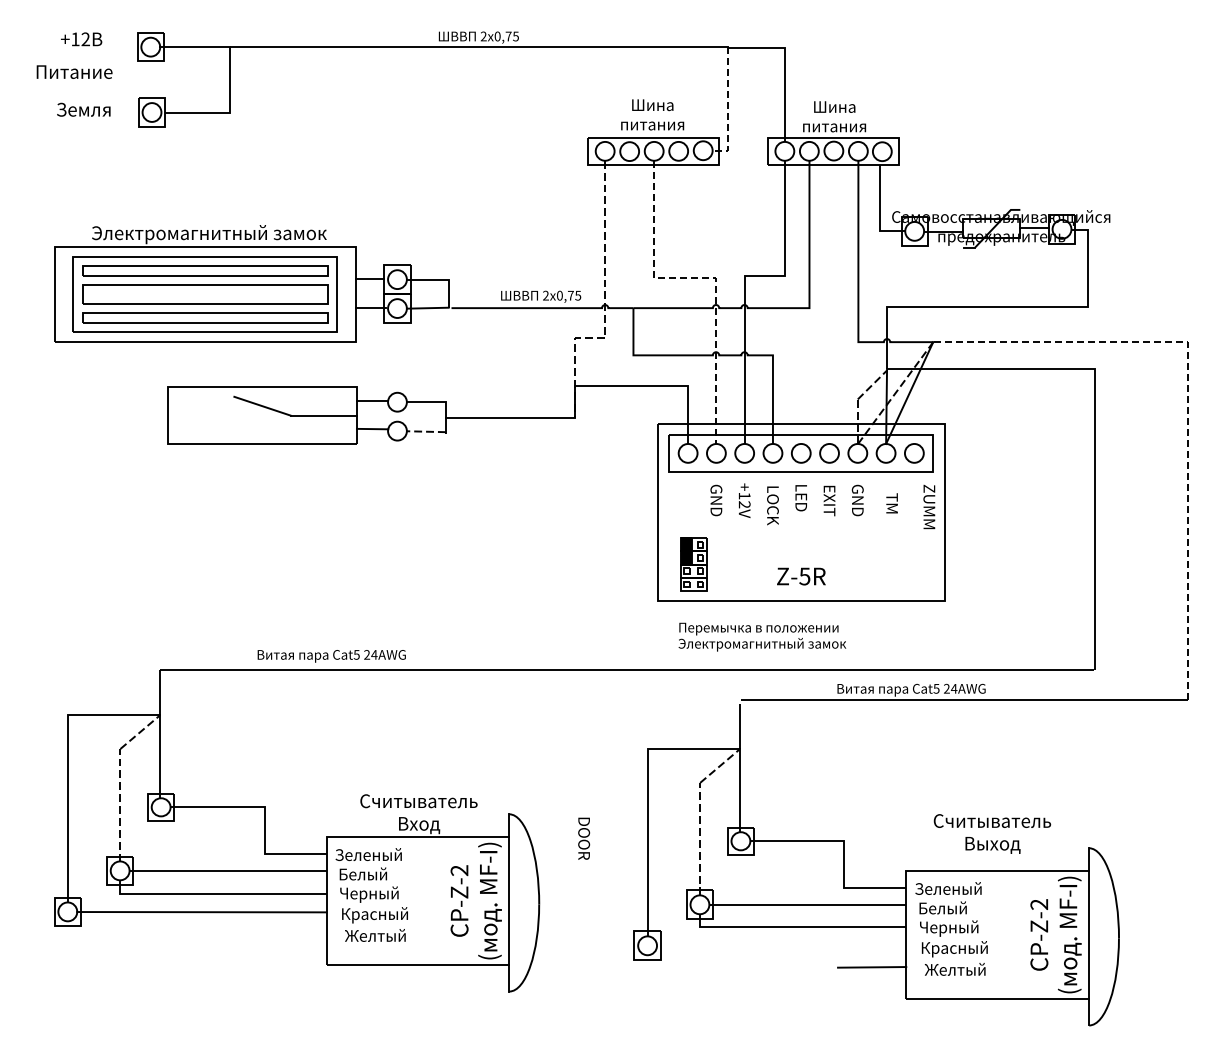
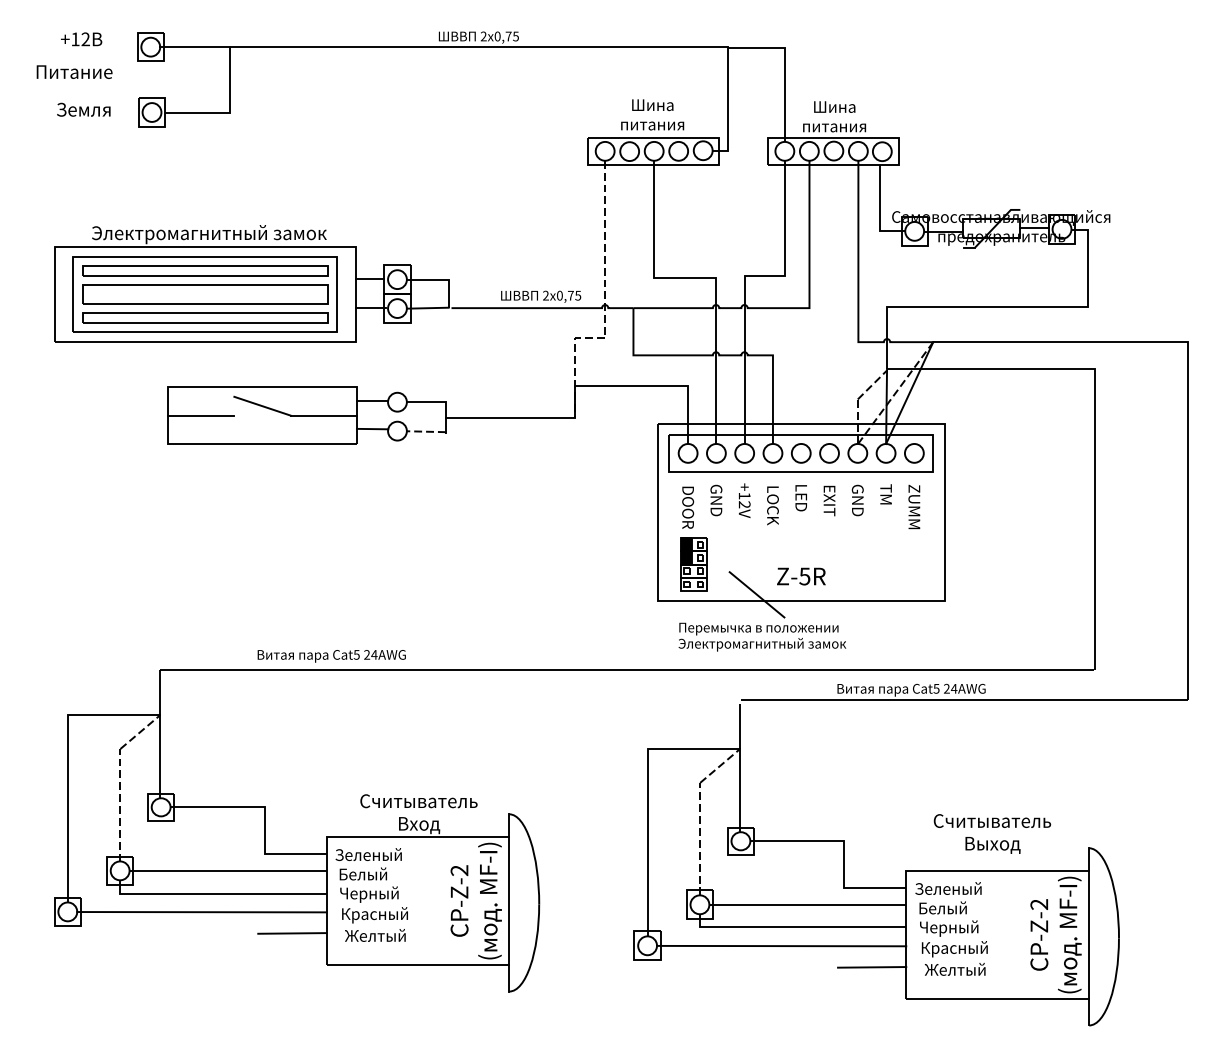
line: dashed -> solid (728, 107)
line: dashed -> solid (709, 278)
line: dashed -> solid (1187, 393)
line: none -> present (201, 415)
text position: (891, 503) -> (885, 494) (885, 494)
text position: (929, 506) -> (914, 506) (914, 506)
line: none -> present (756, 594)
text position: (584, 838) -> (688, 507) (688, 507)
line: none -> present (292, 933)
line: none -> present (781, 945)
